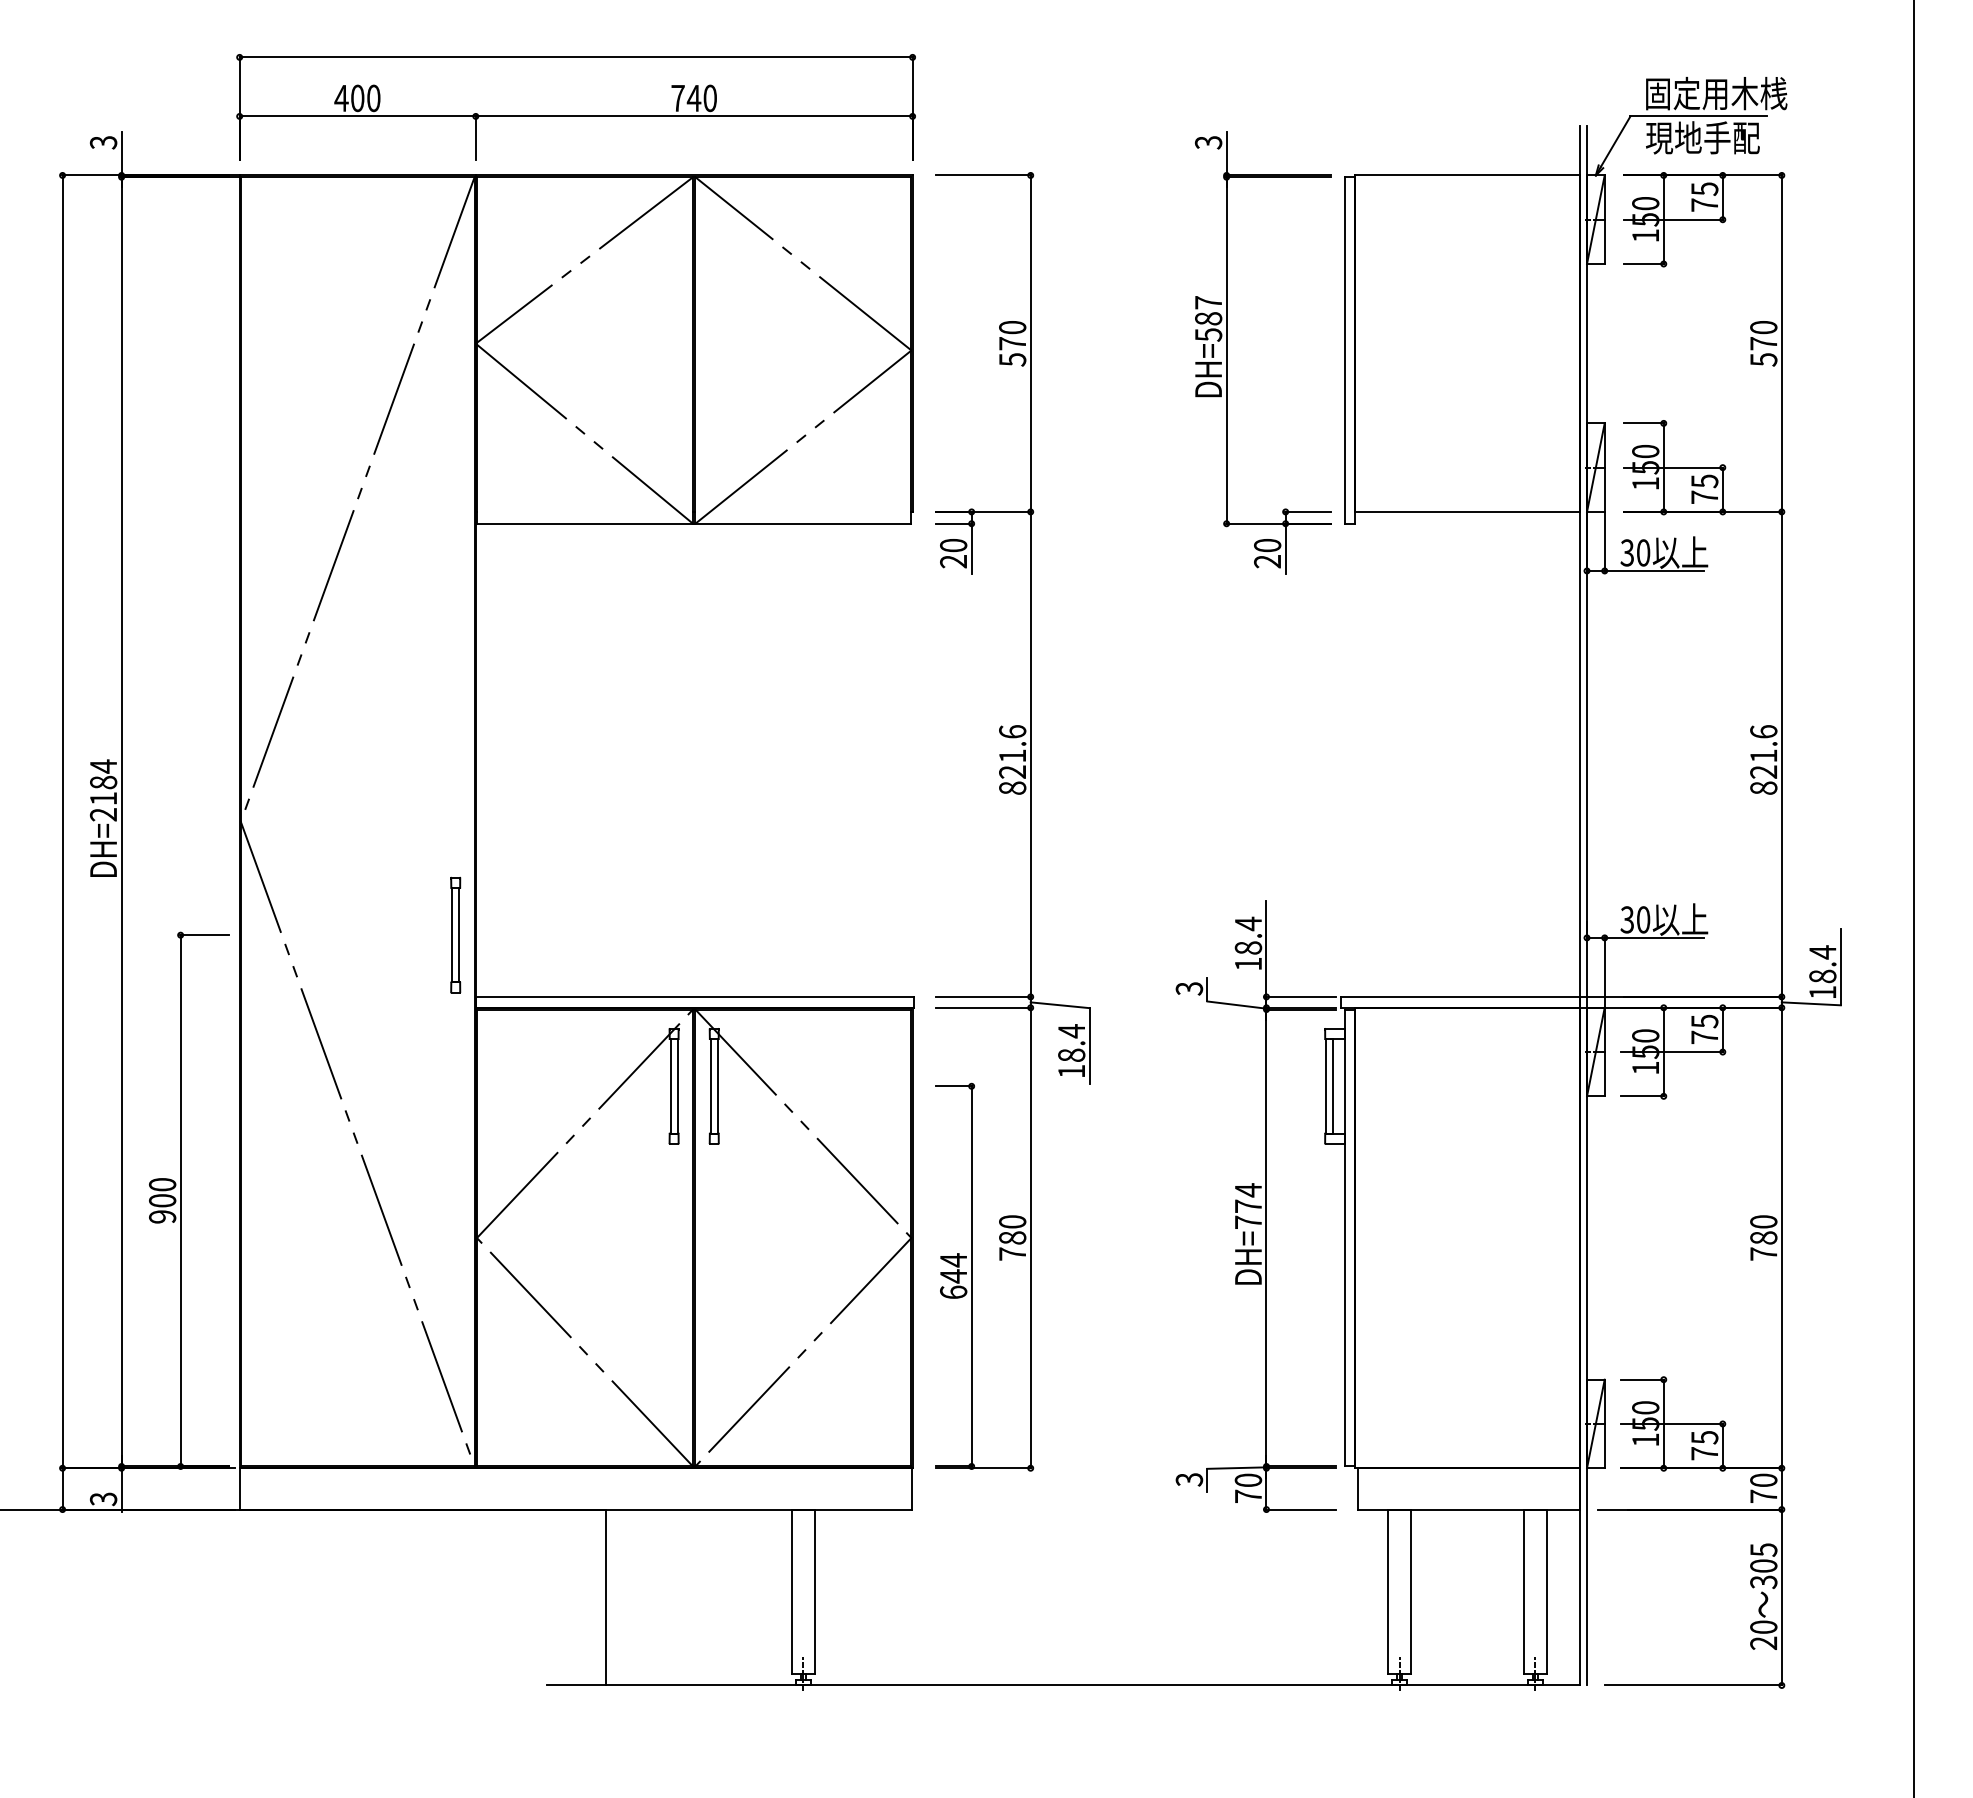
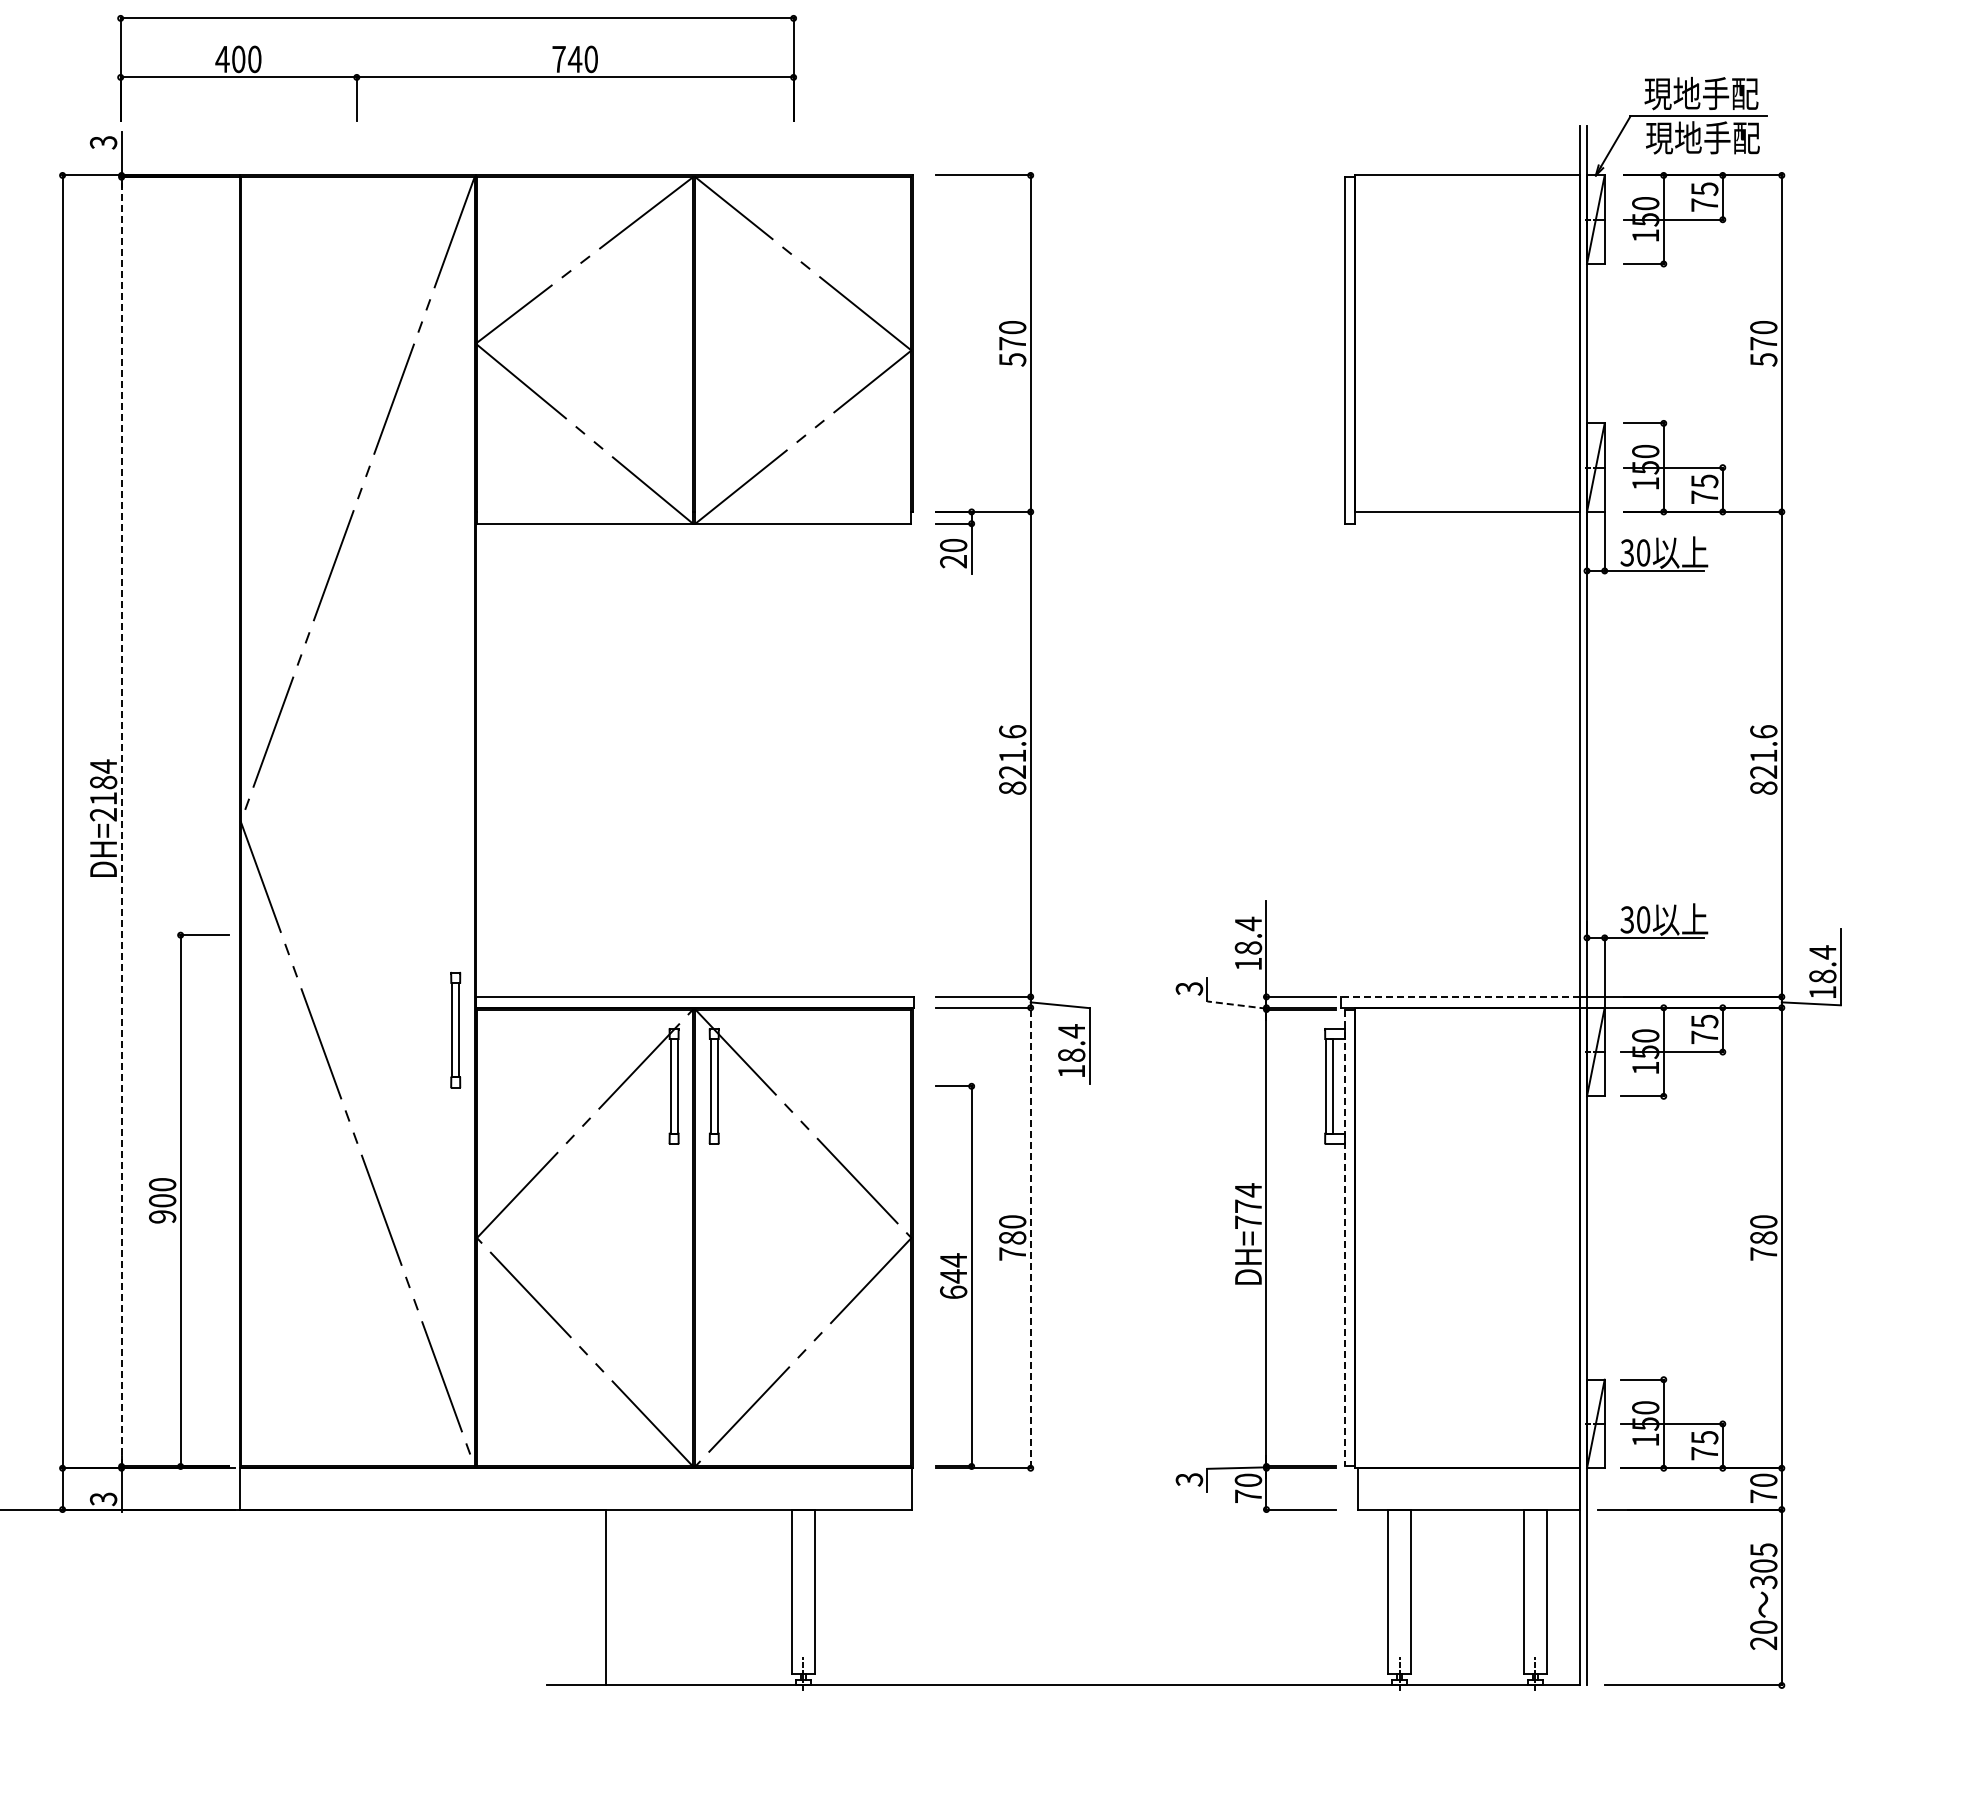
text: 固定用木桟 -> 現地手配 (1715, 93)
part position: (575, 107) -> (456, 68) (456, 68)
part: present -> none (1227, 352)
line: solid -> dashed (121, 821)
line: present -> none (1913, 898)
part position: (455, 934) -> (455, 1029) (455, 1029)
line: solid -> dashed (1460, 996)
line: solid -> dashed (1236, 1005)
line: solid -> dashed (1030, 1237)
line: solid -> dashed (1344, 1238)
